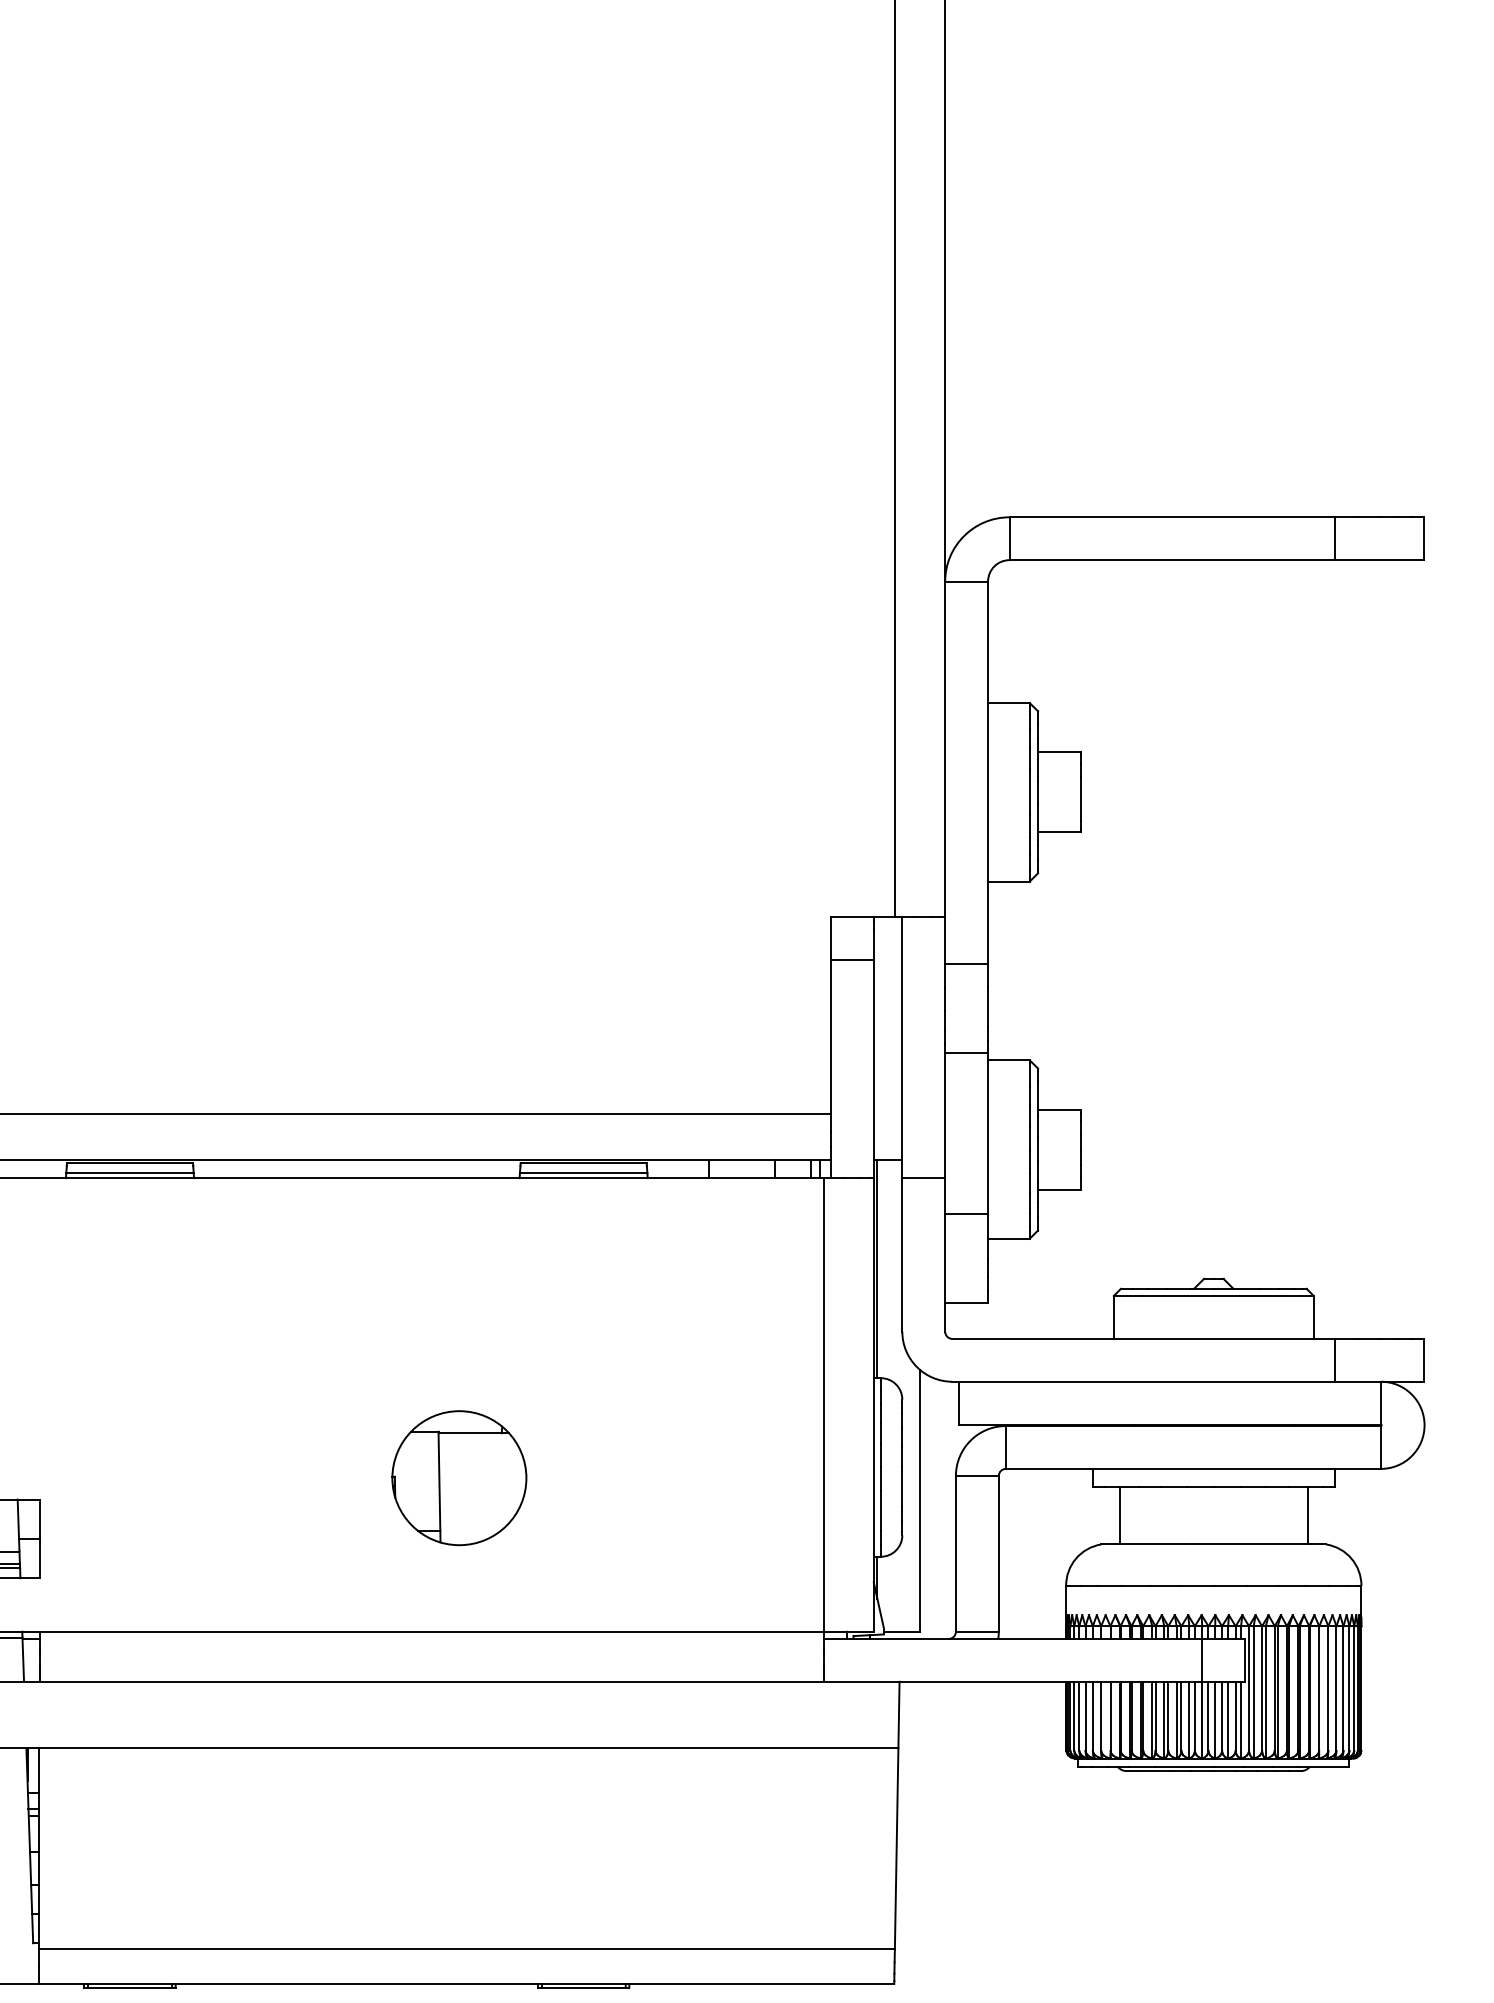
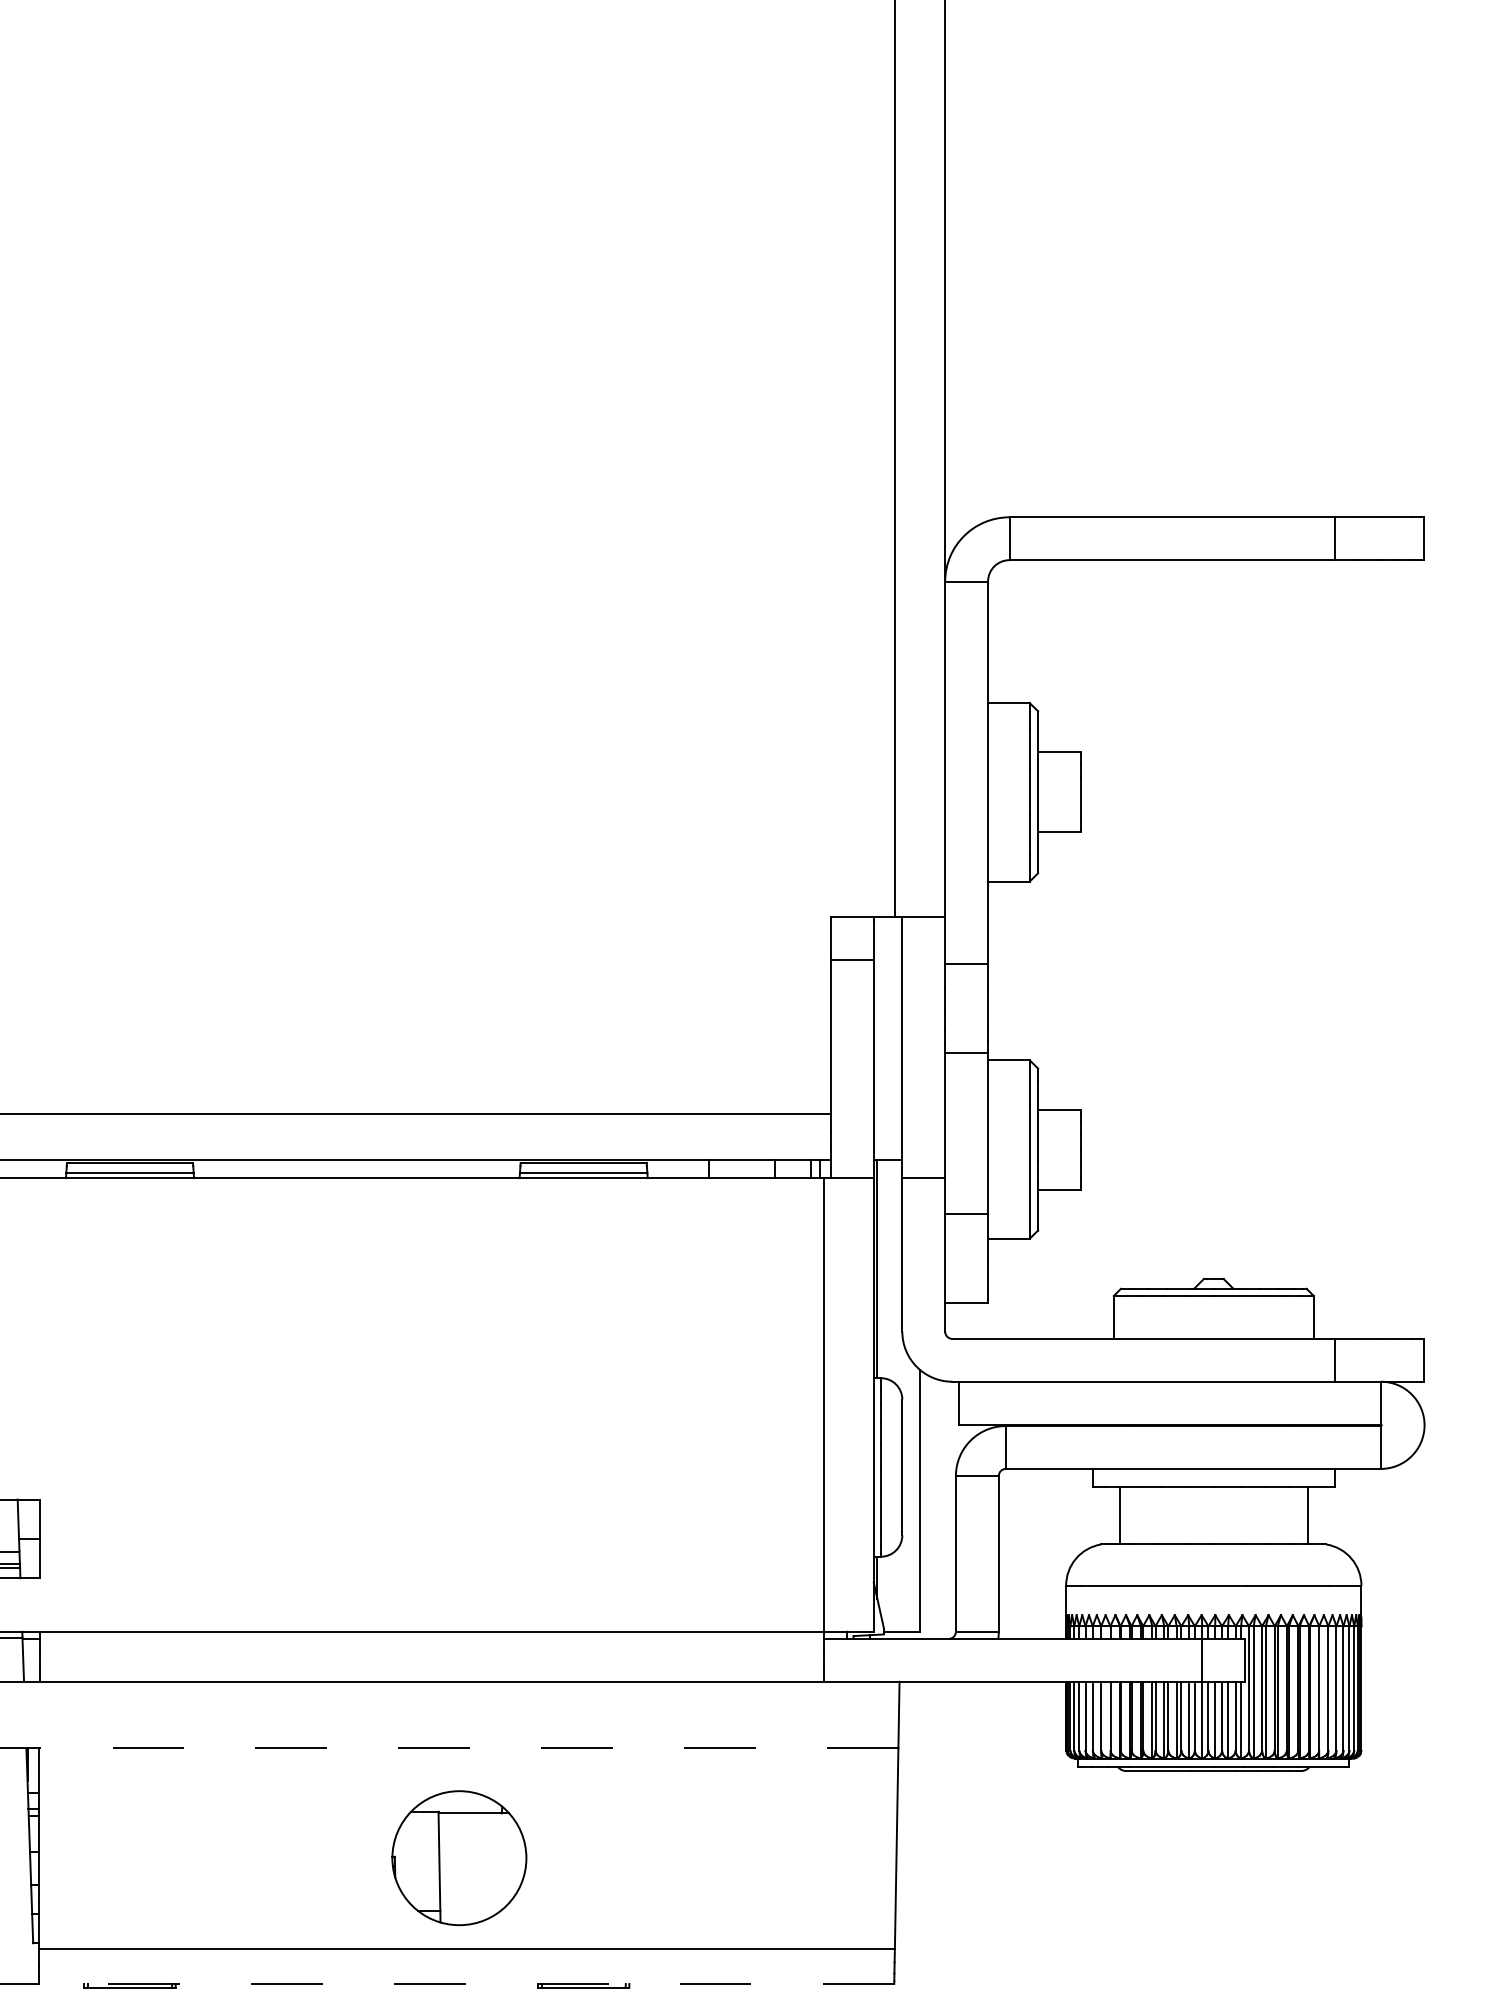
part position: (459, 1478) -> (459, 1858) (459, 1858)
line: solid -> dashed (468, 1748)
line: solid -> dashed (466, 1983)
